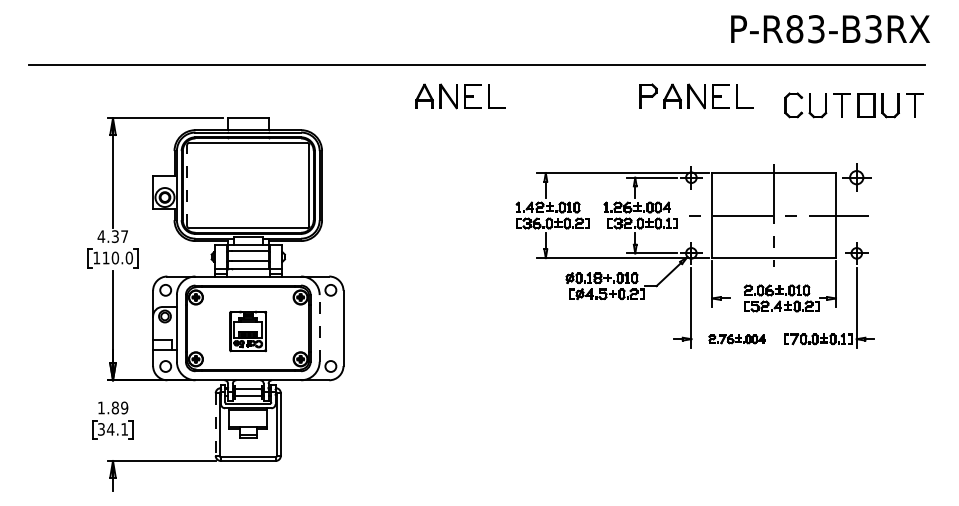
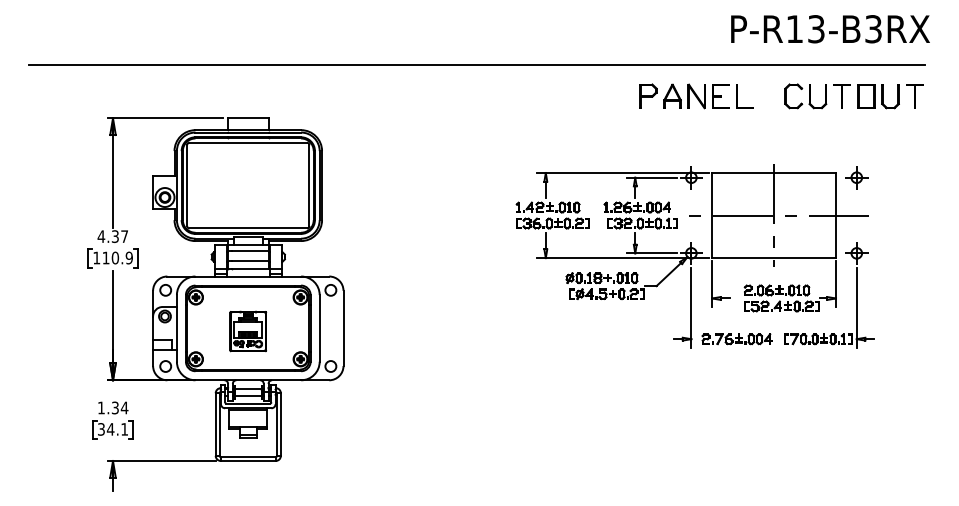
text: P-R83-B3RX -> P-R13-B3RX (794, 29)
part: present -> none (460, 96)
part position: (853, 105) -> (853, 96) (853, 96)
part size: 30x29 px -> 24x24 px (856, 177)
line: dashed -> solid (187, 185)
text: 110.0 -> 110.9 (128, 258)
line: dashed -> solid (319, 327)
part size: 58x11 px -> 72x13 px (736, 339)
text: 1.89 -> 1.34 (119, 407)
line: dashed -> solid (215, 425)
